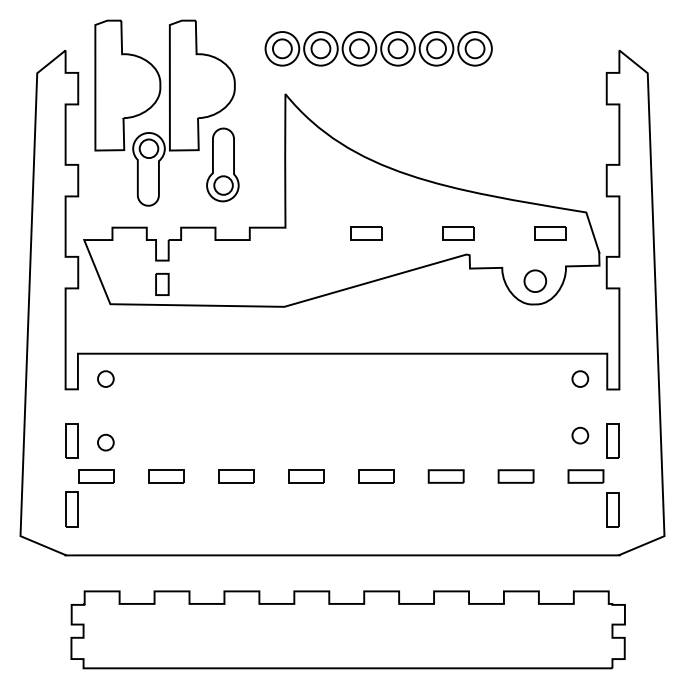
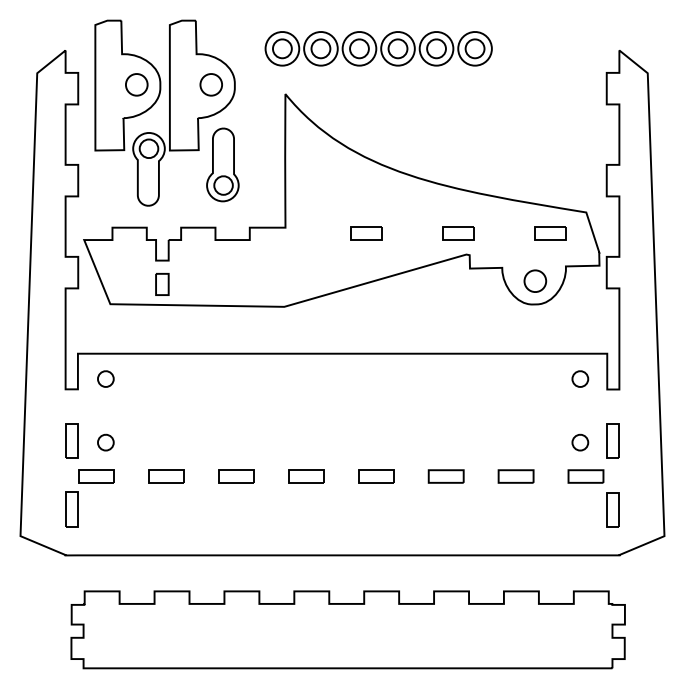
part: none -> present (136, 84)
part: none -> present (210, 84)
part position: (580, 435) -> (580, 442) (580, 442)
